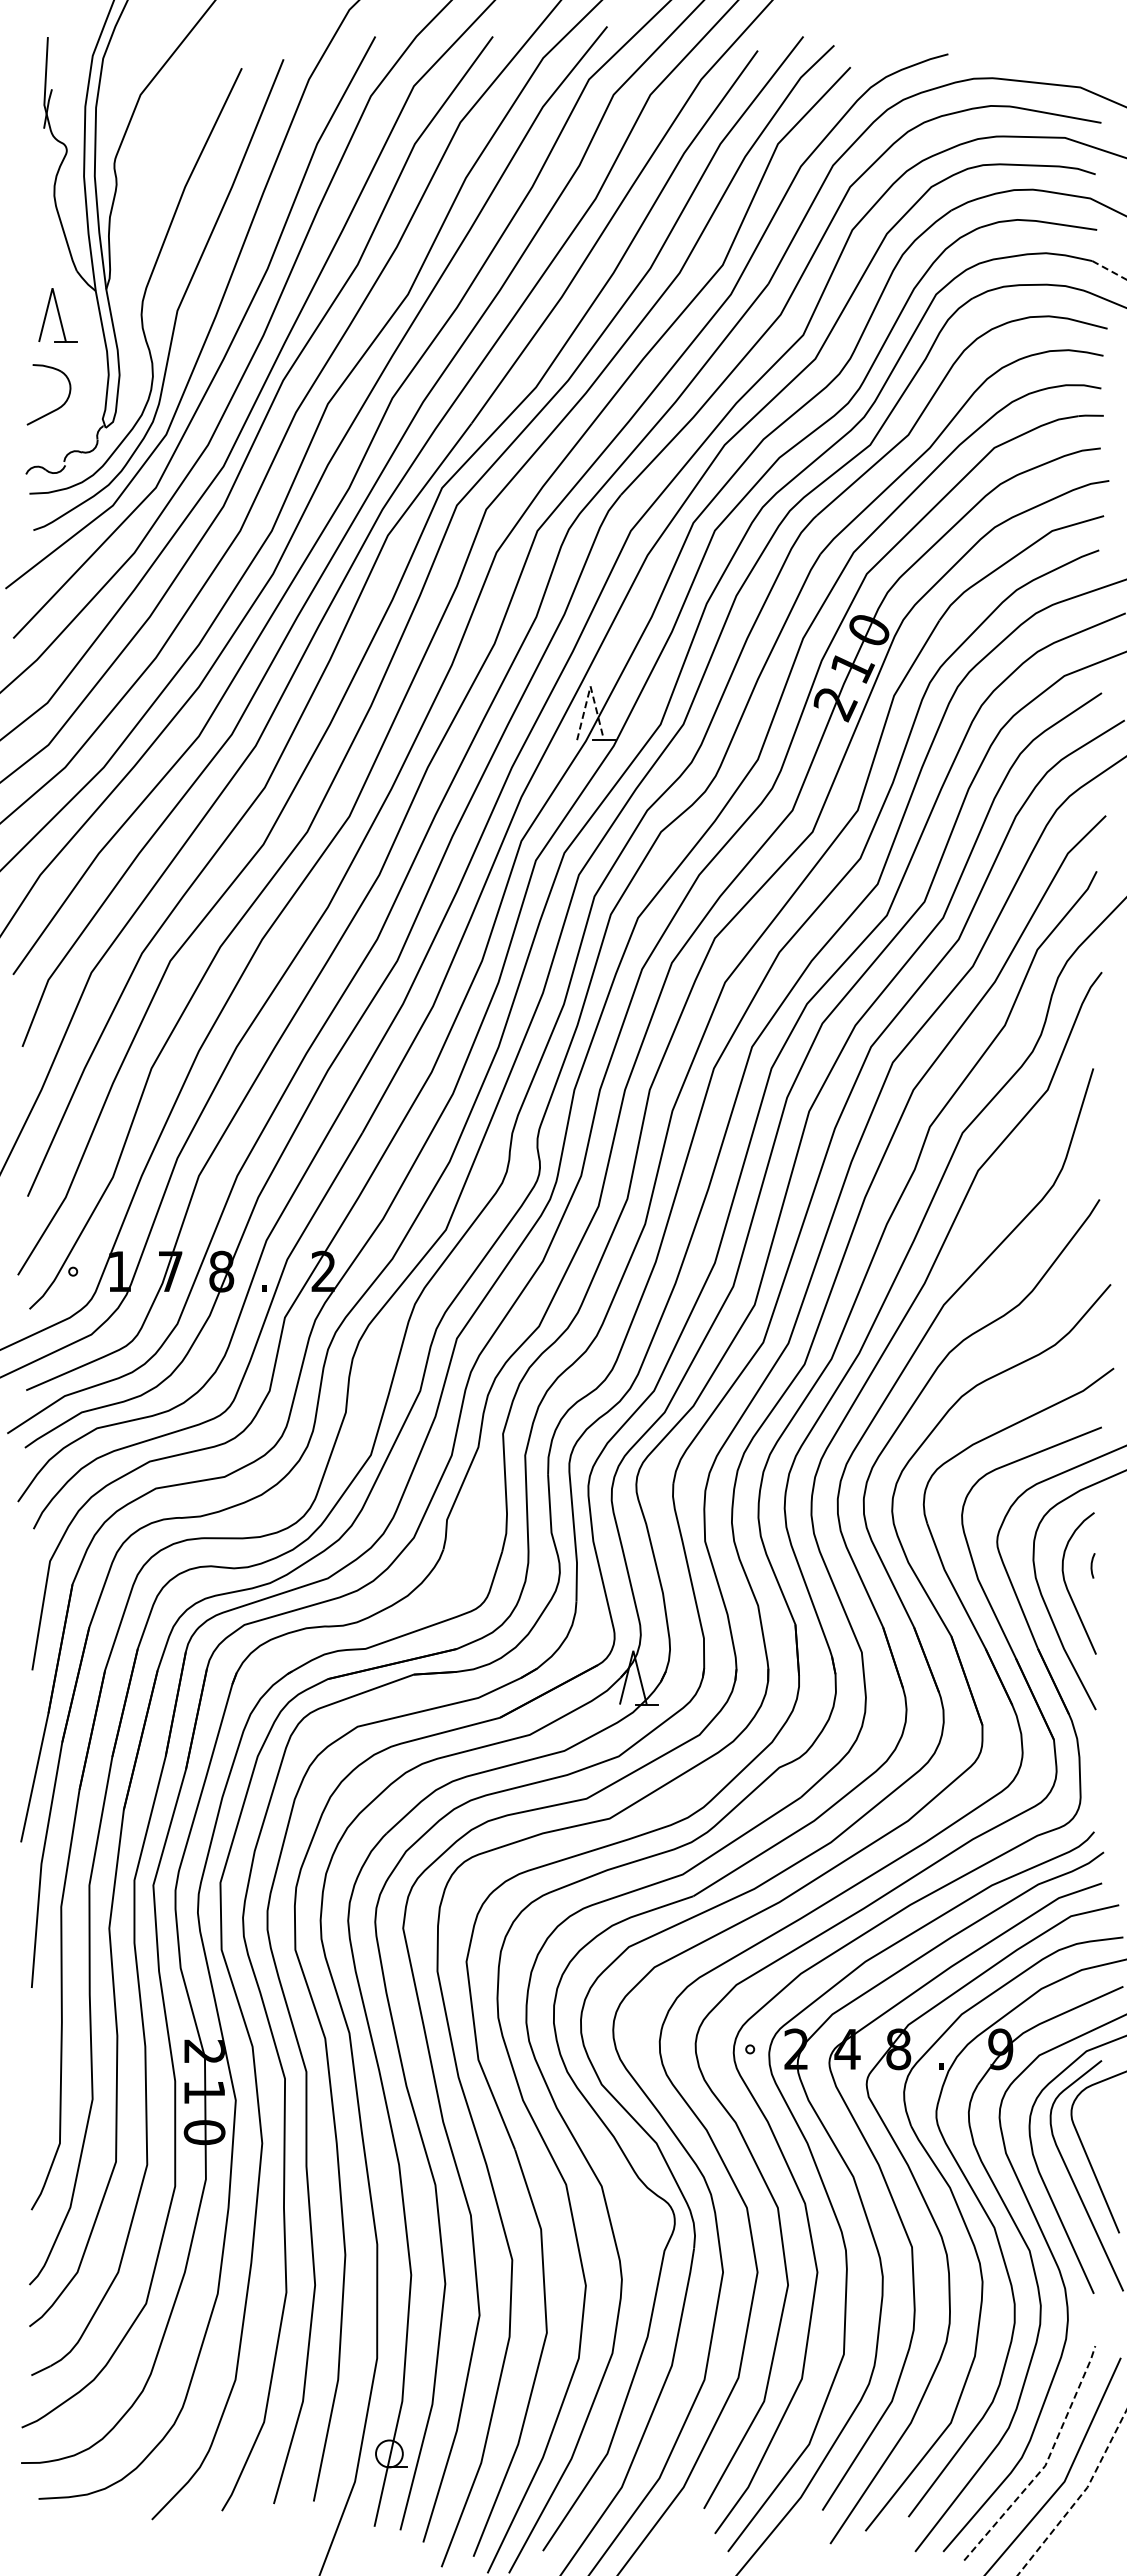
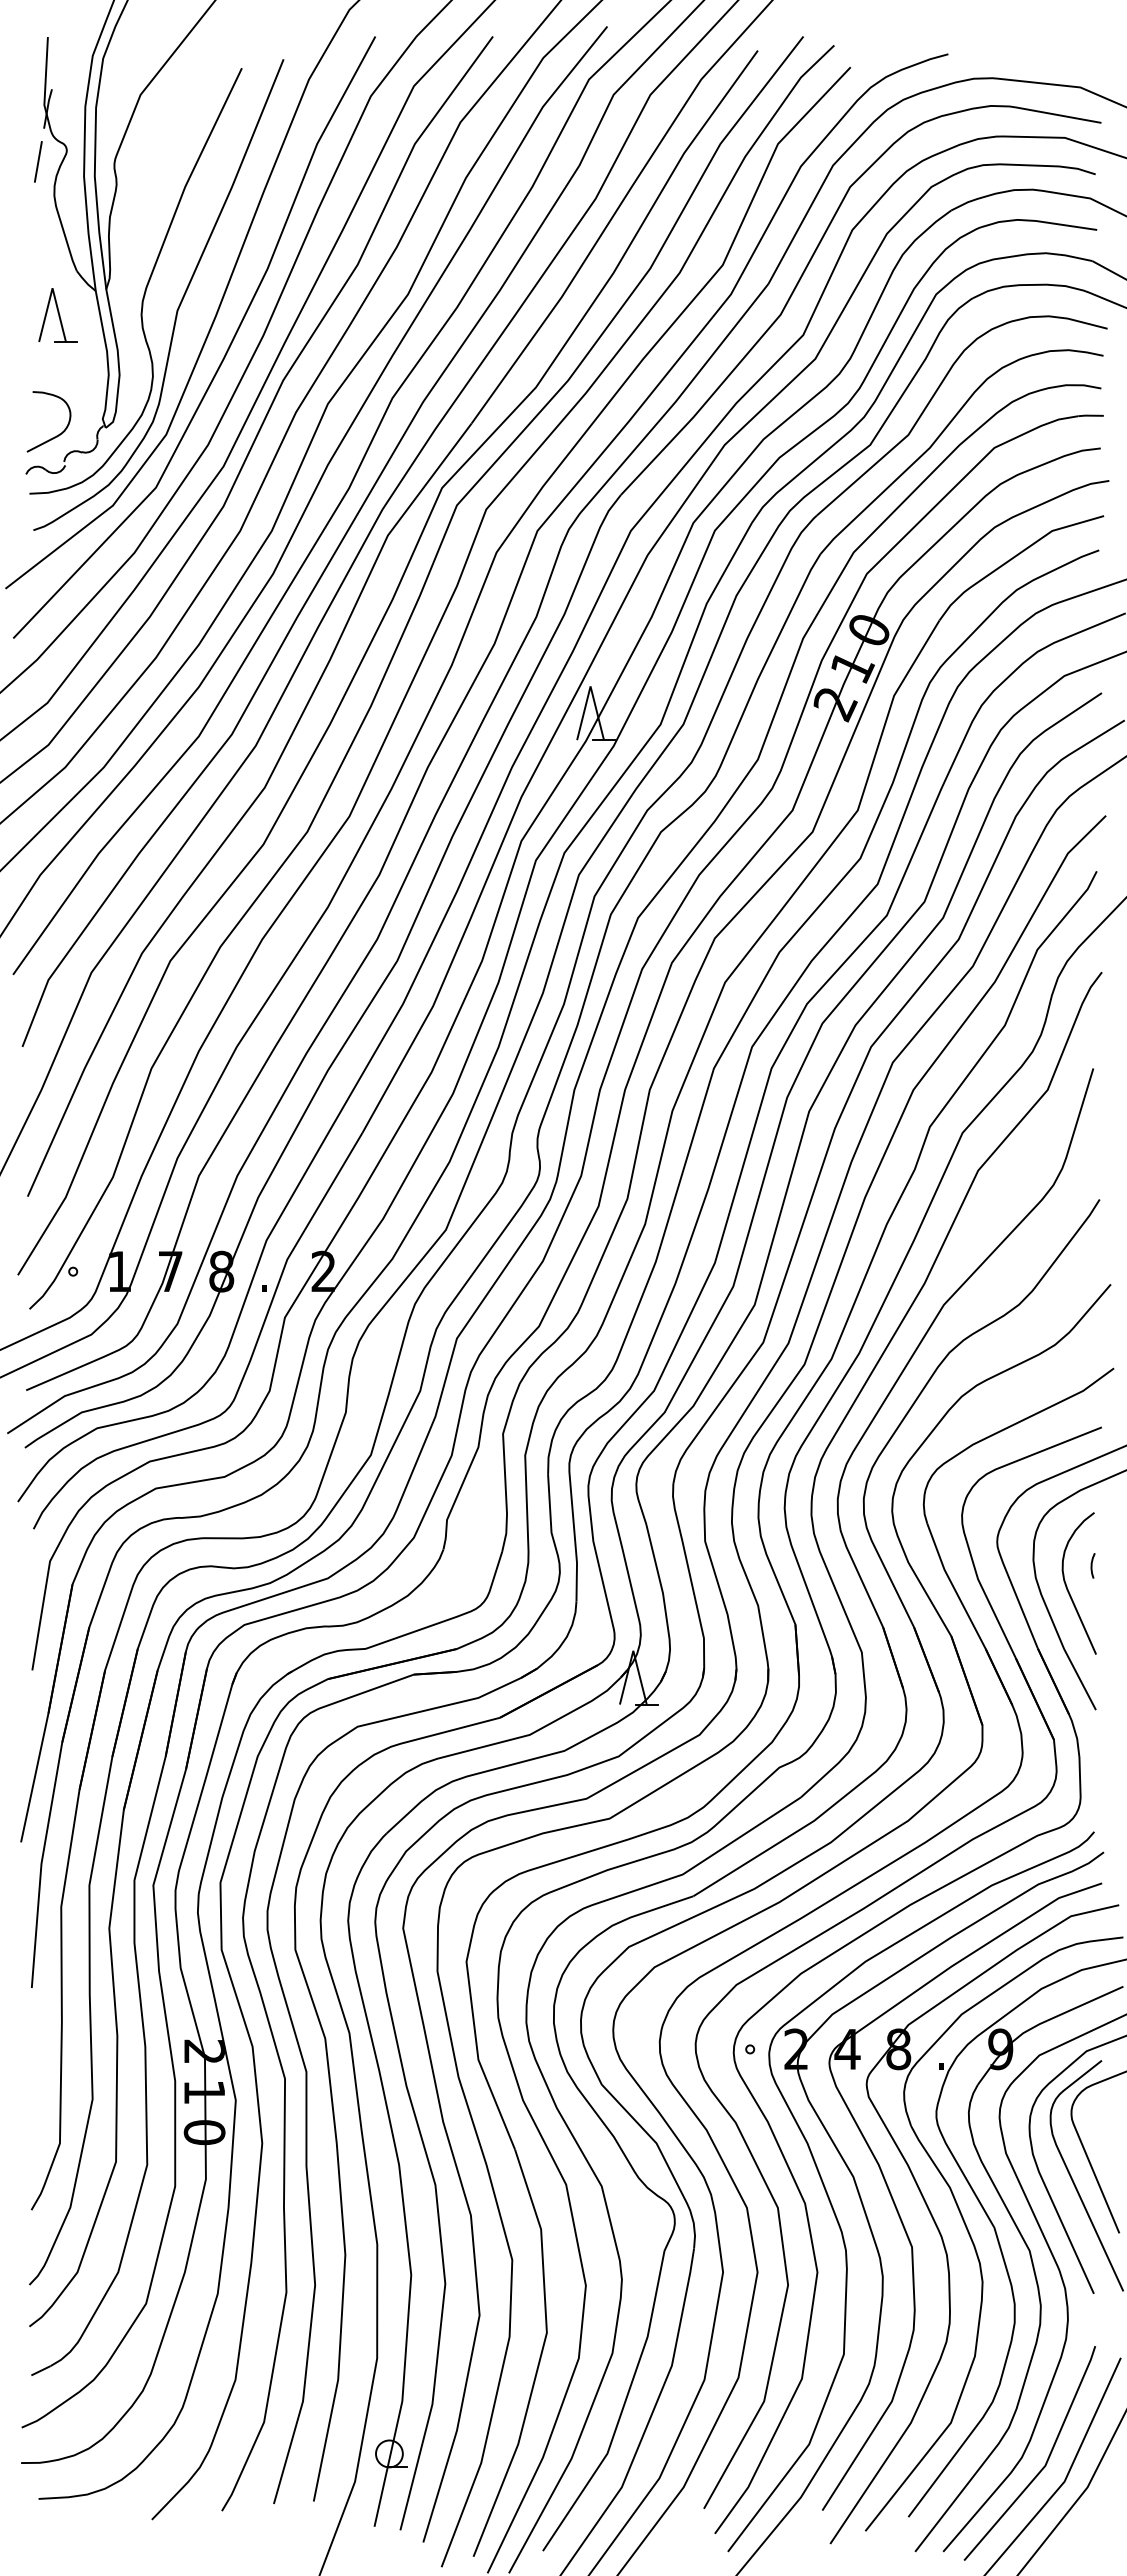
line: none -> present (37, 161)
line: dashed -> solid (1109, 270)
part position: (56, 408) -> (56, 435) (56, 435)
line: dashed -> solid (590, 686)
line: dashed -> solid (1046, 2463)
line: dashed -> solid (1080, 2496)
